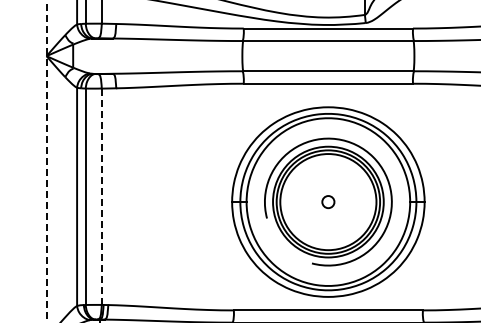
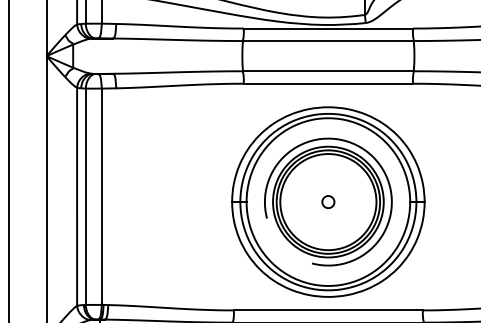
line: none -> present (9, 160)
line: dashed -> solid (46, 161)
line: dashed -> solid (101, 197)
